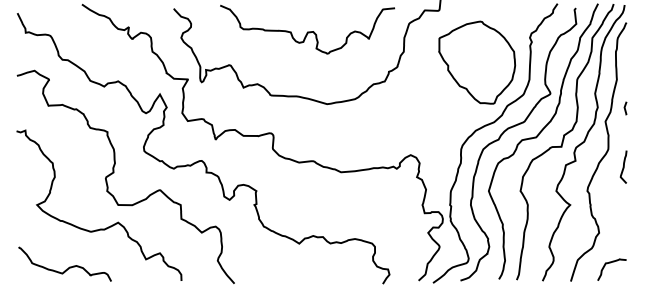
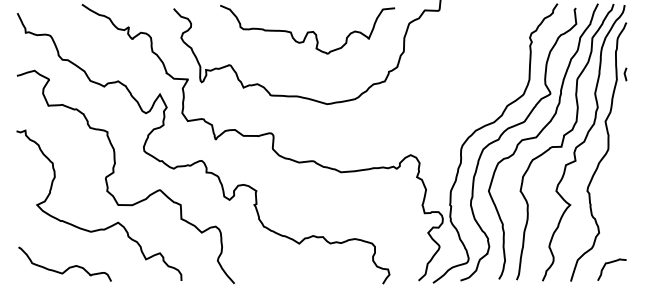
part: present -> none (477, 62)
line position: (625, 108) -> (625, 74) (625, 74)
curve: present -> none (623, 166)
